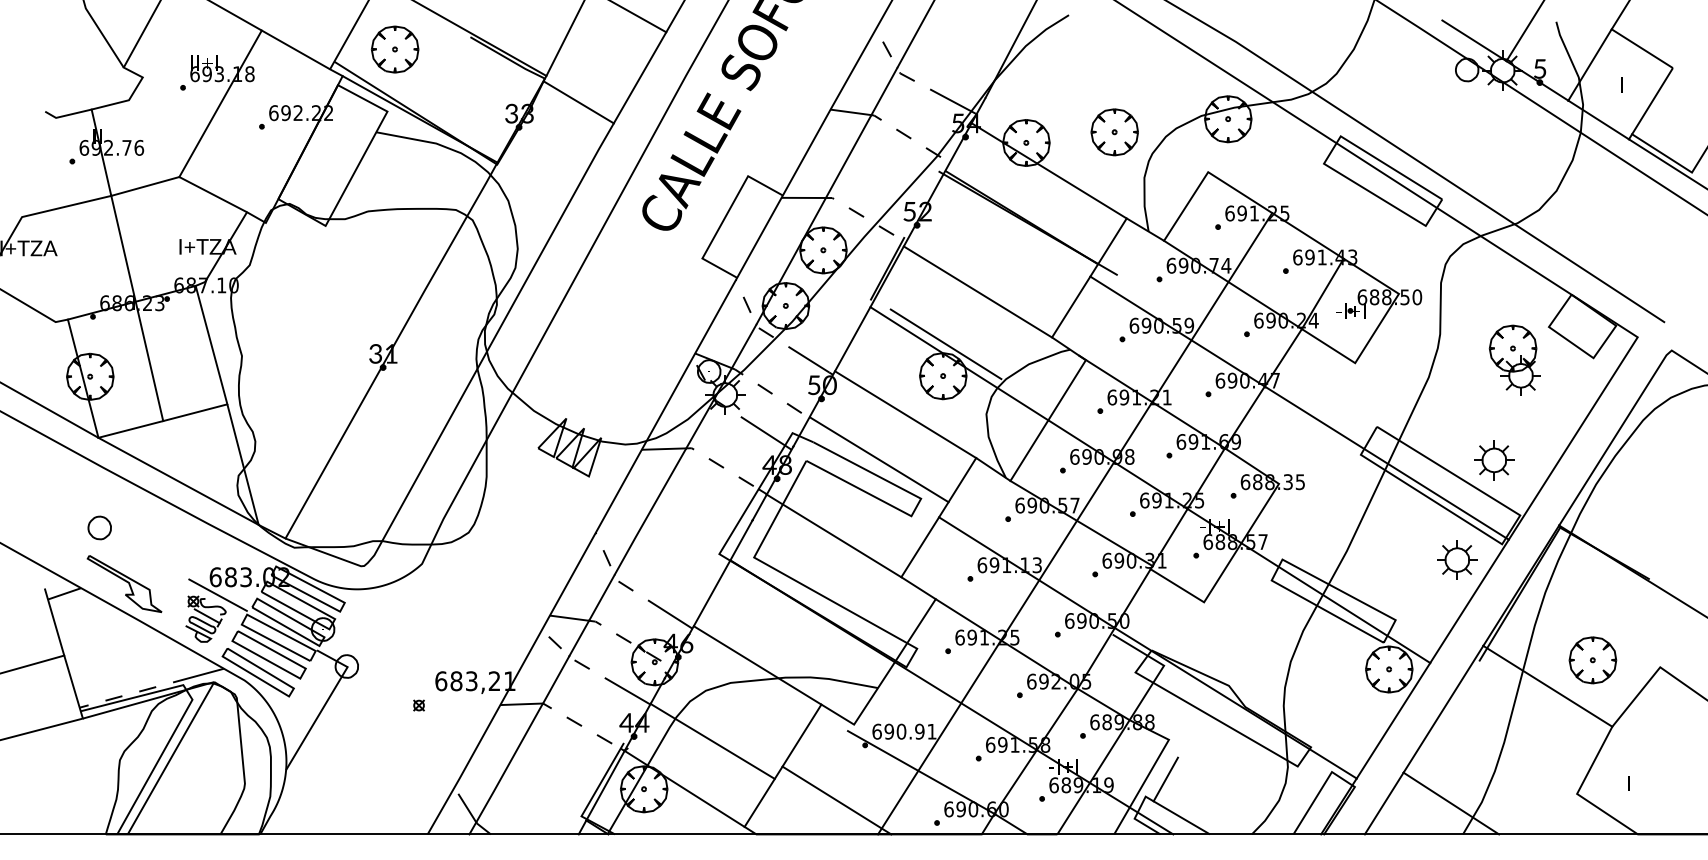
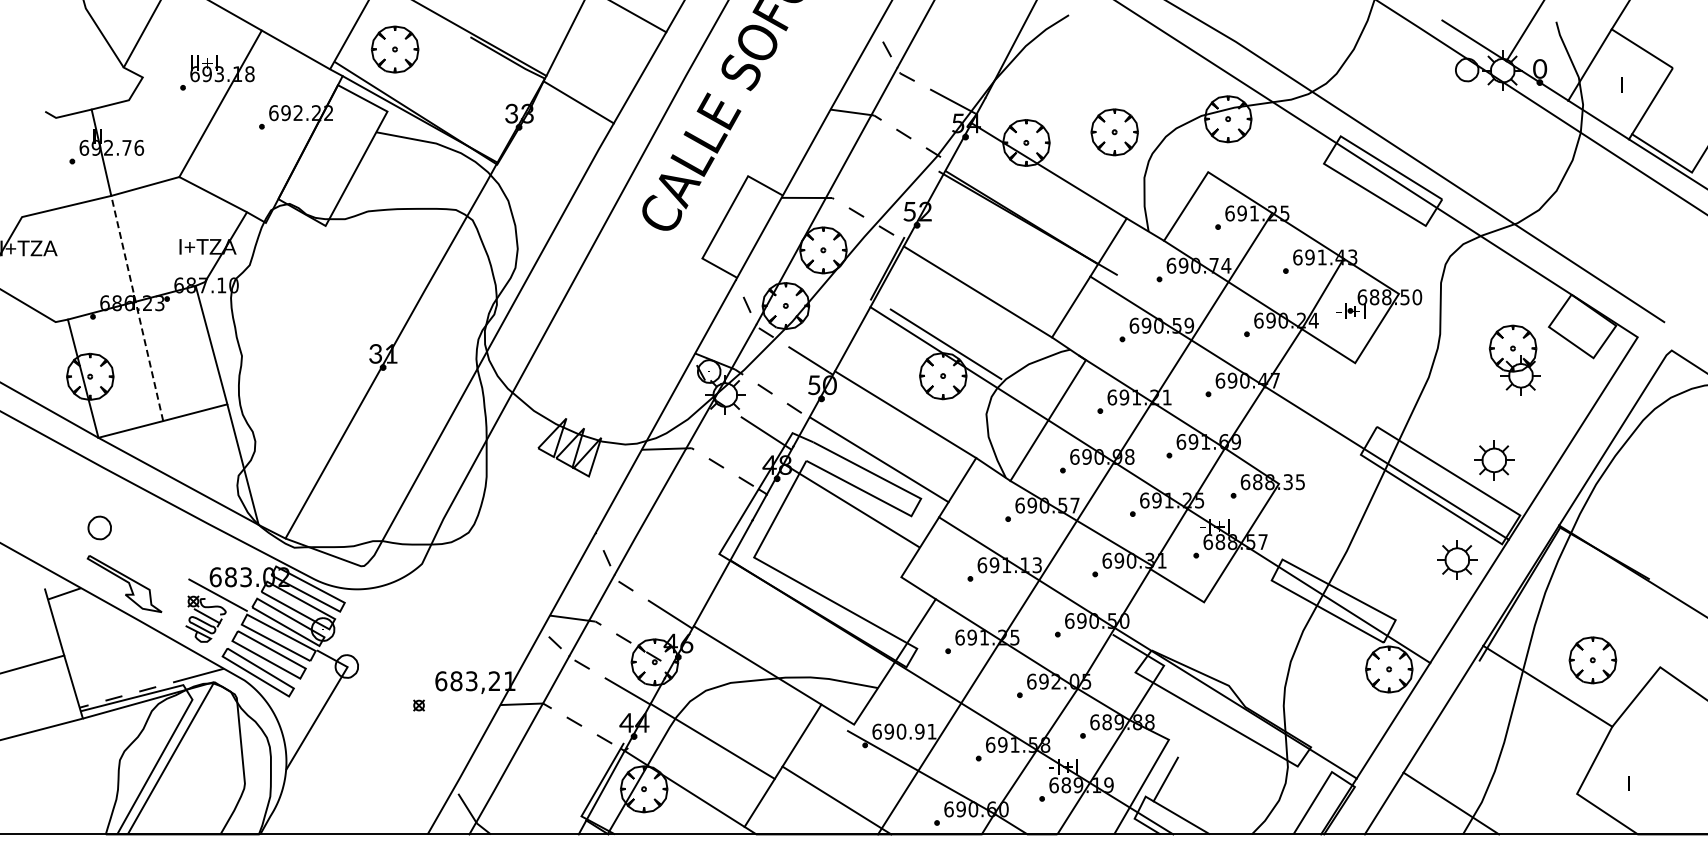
text: 5 -> 0 (1540, 68)
line: solid -> dashed (137, 308)
line position: (833, 535) -> (851, 505) (851, 505)
